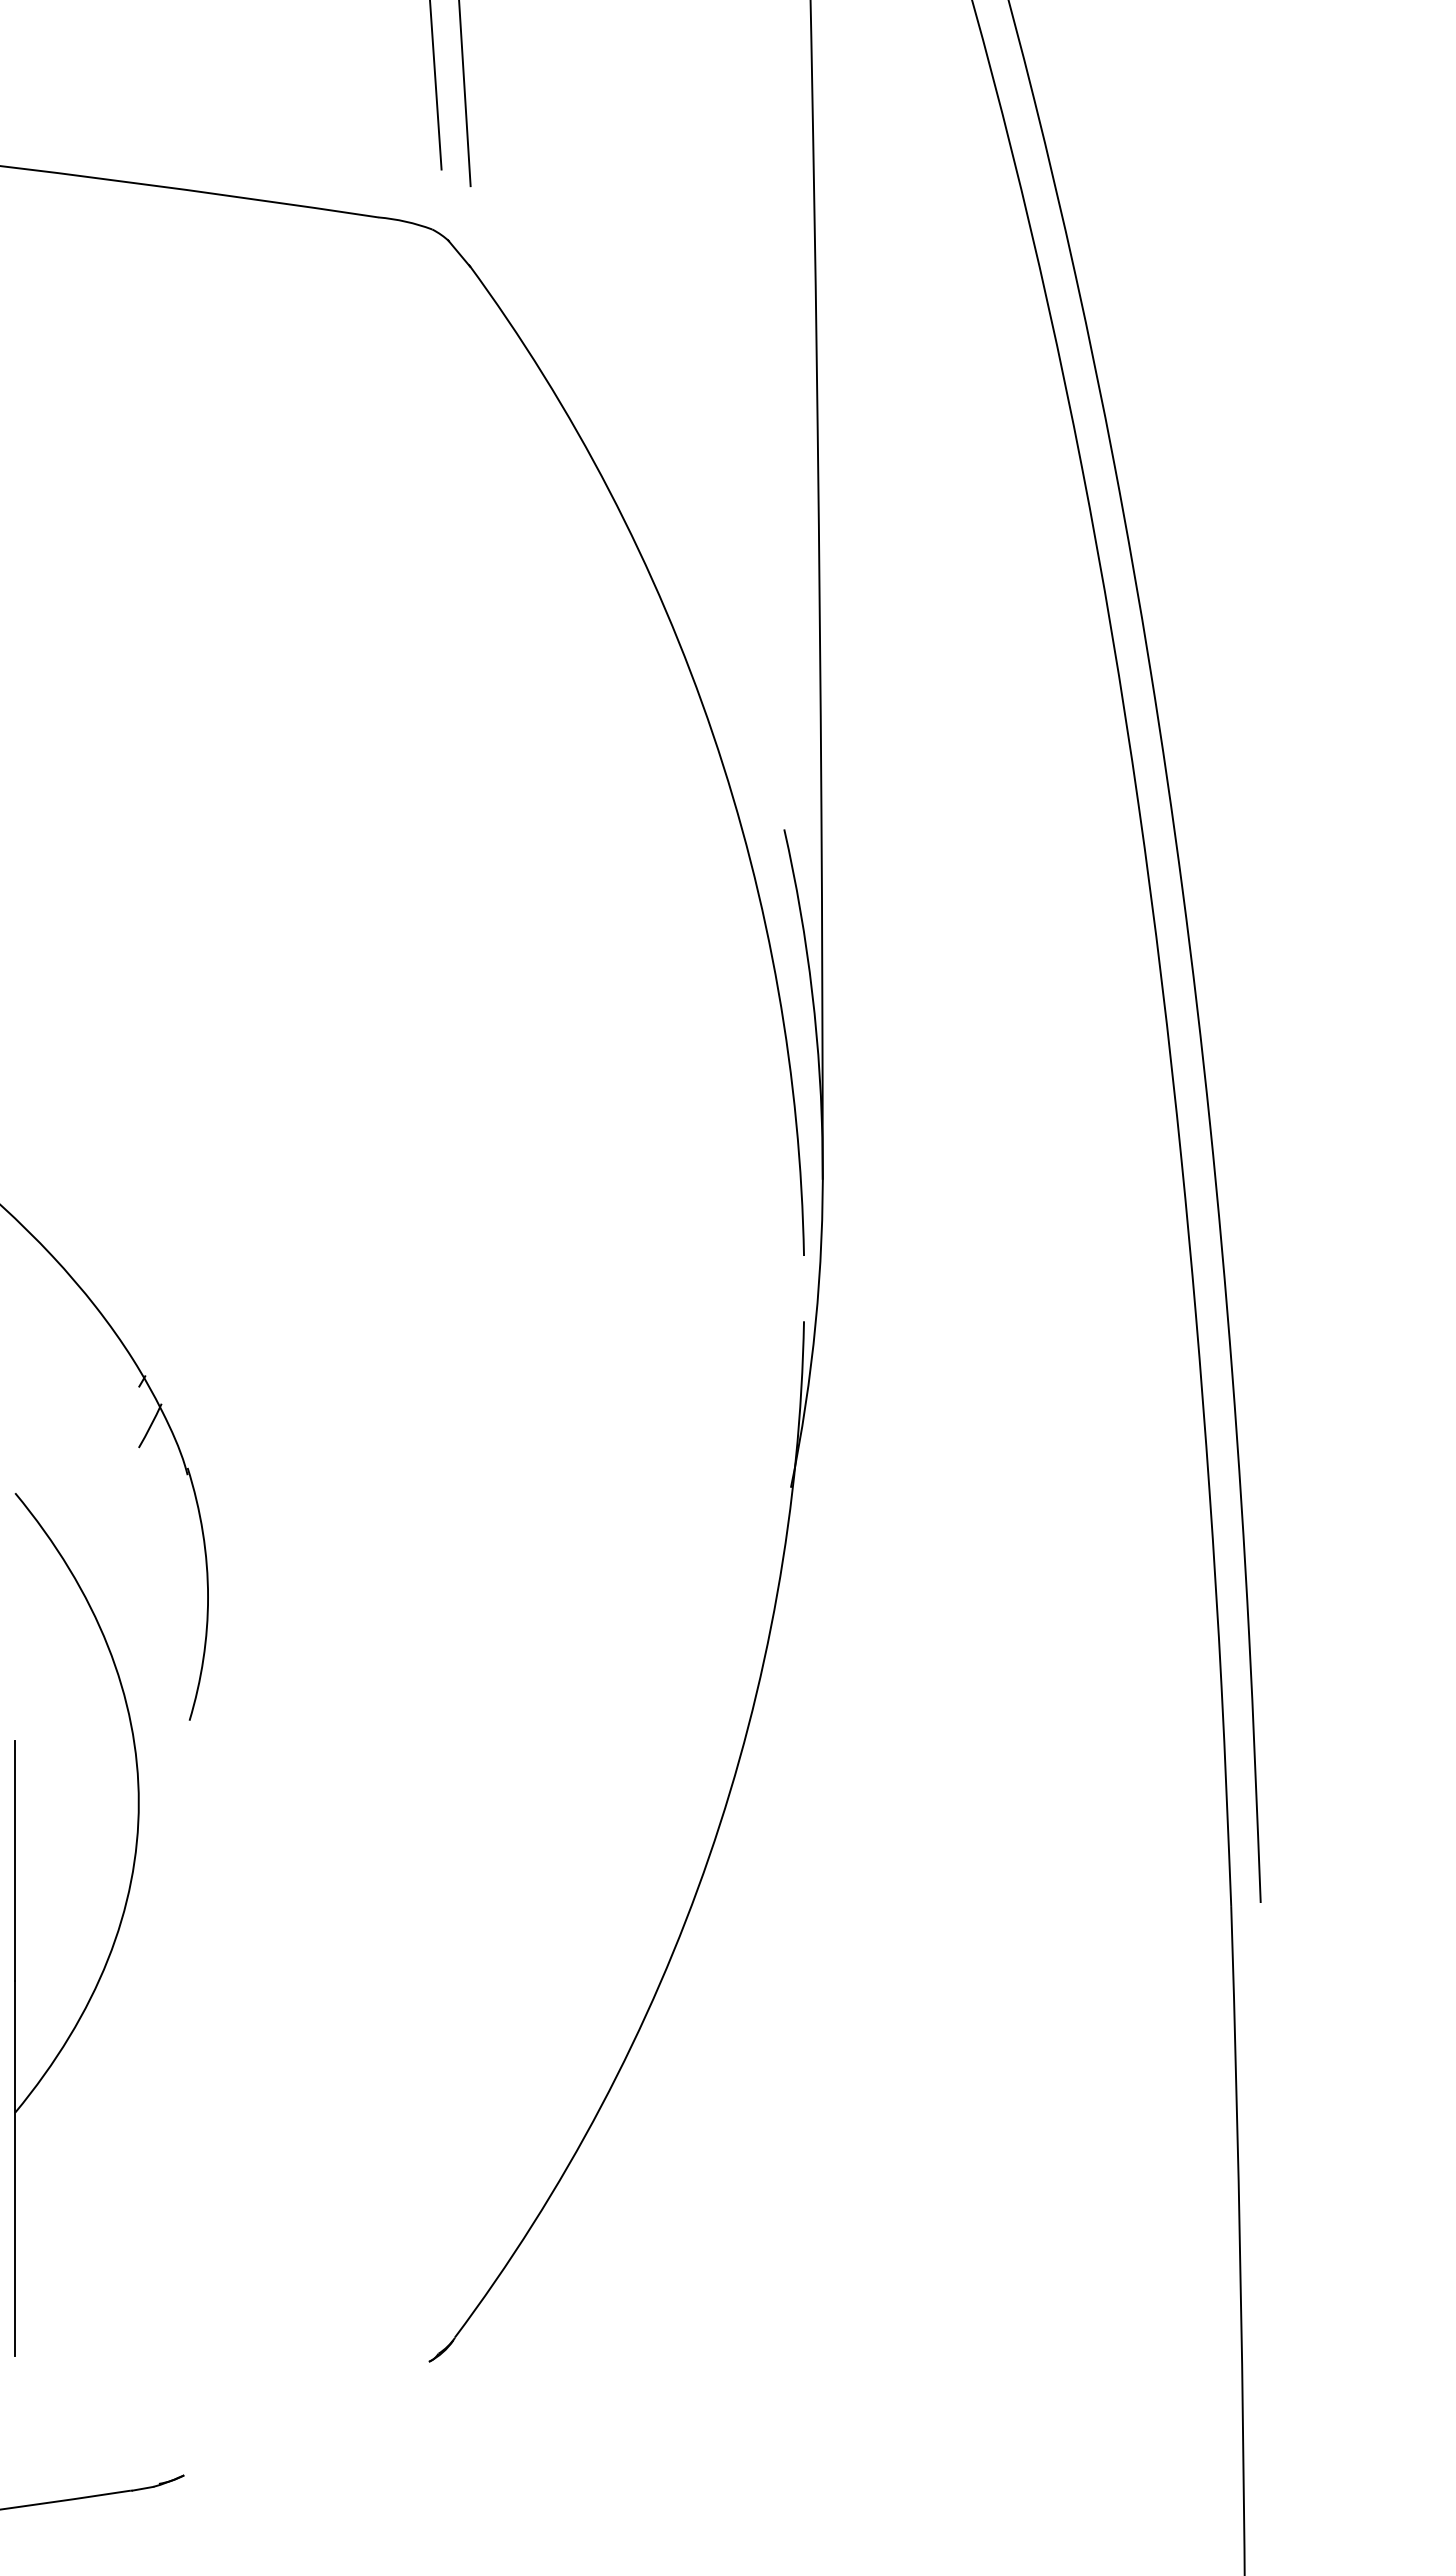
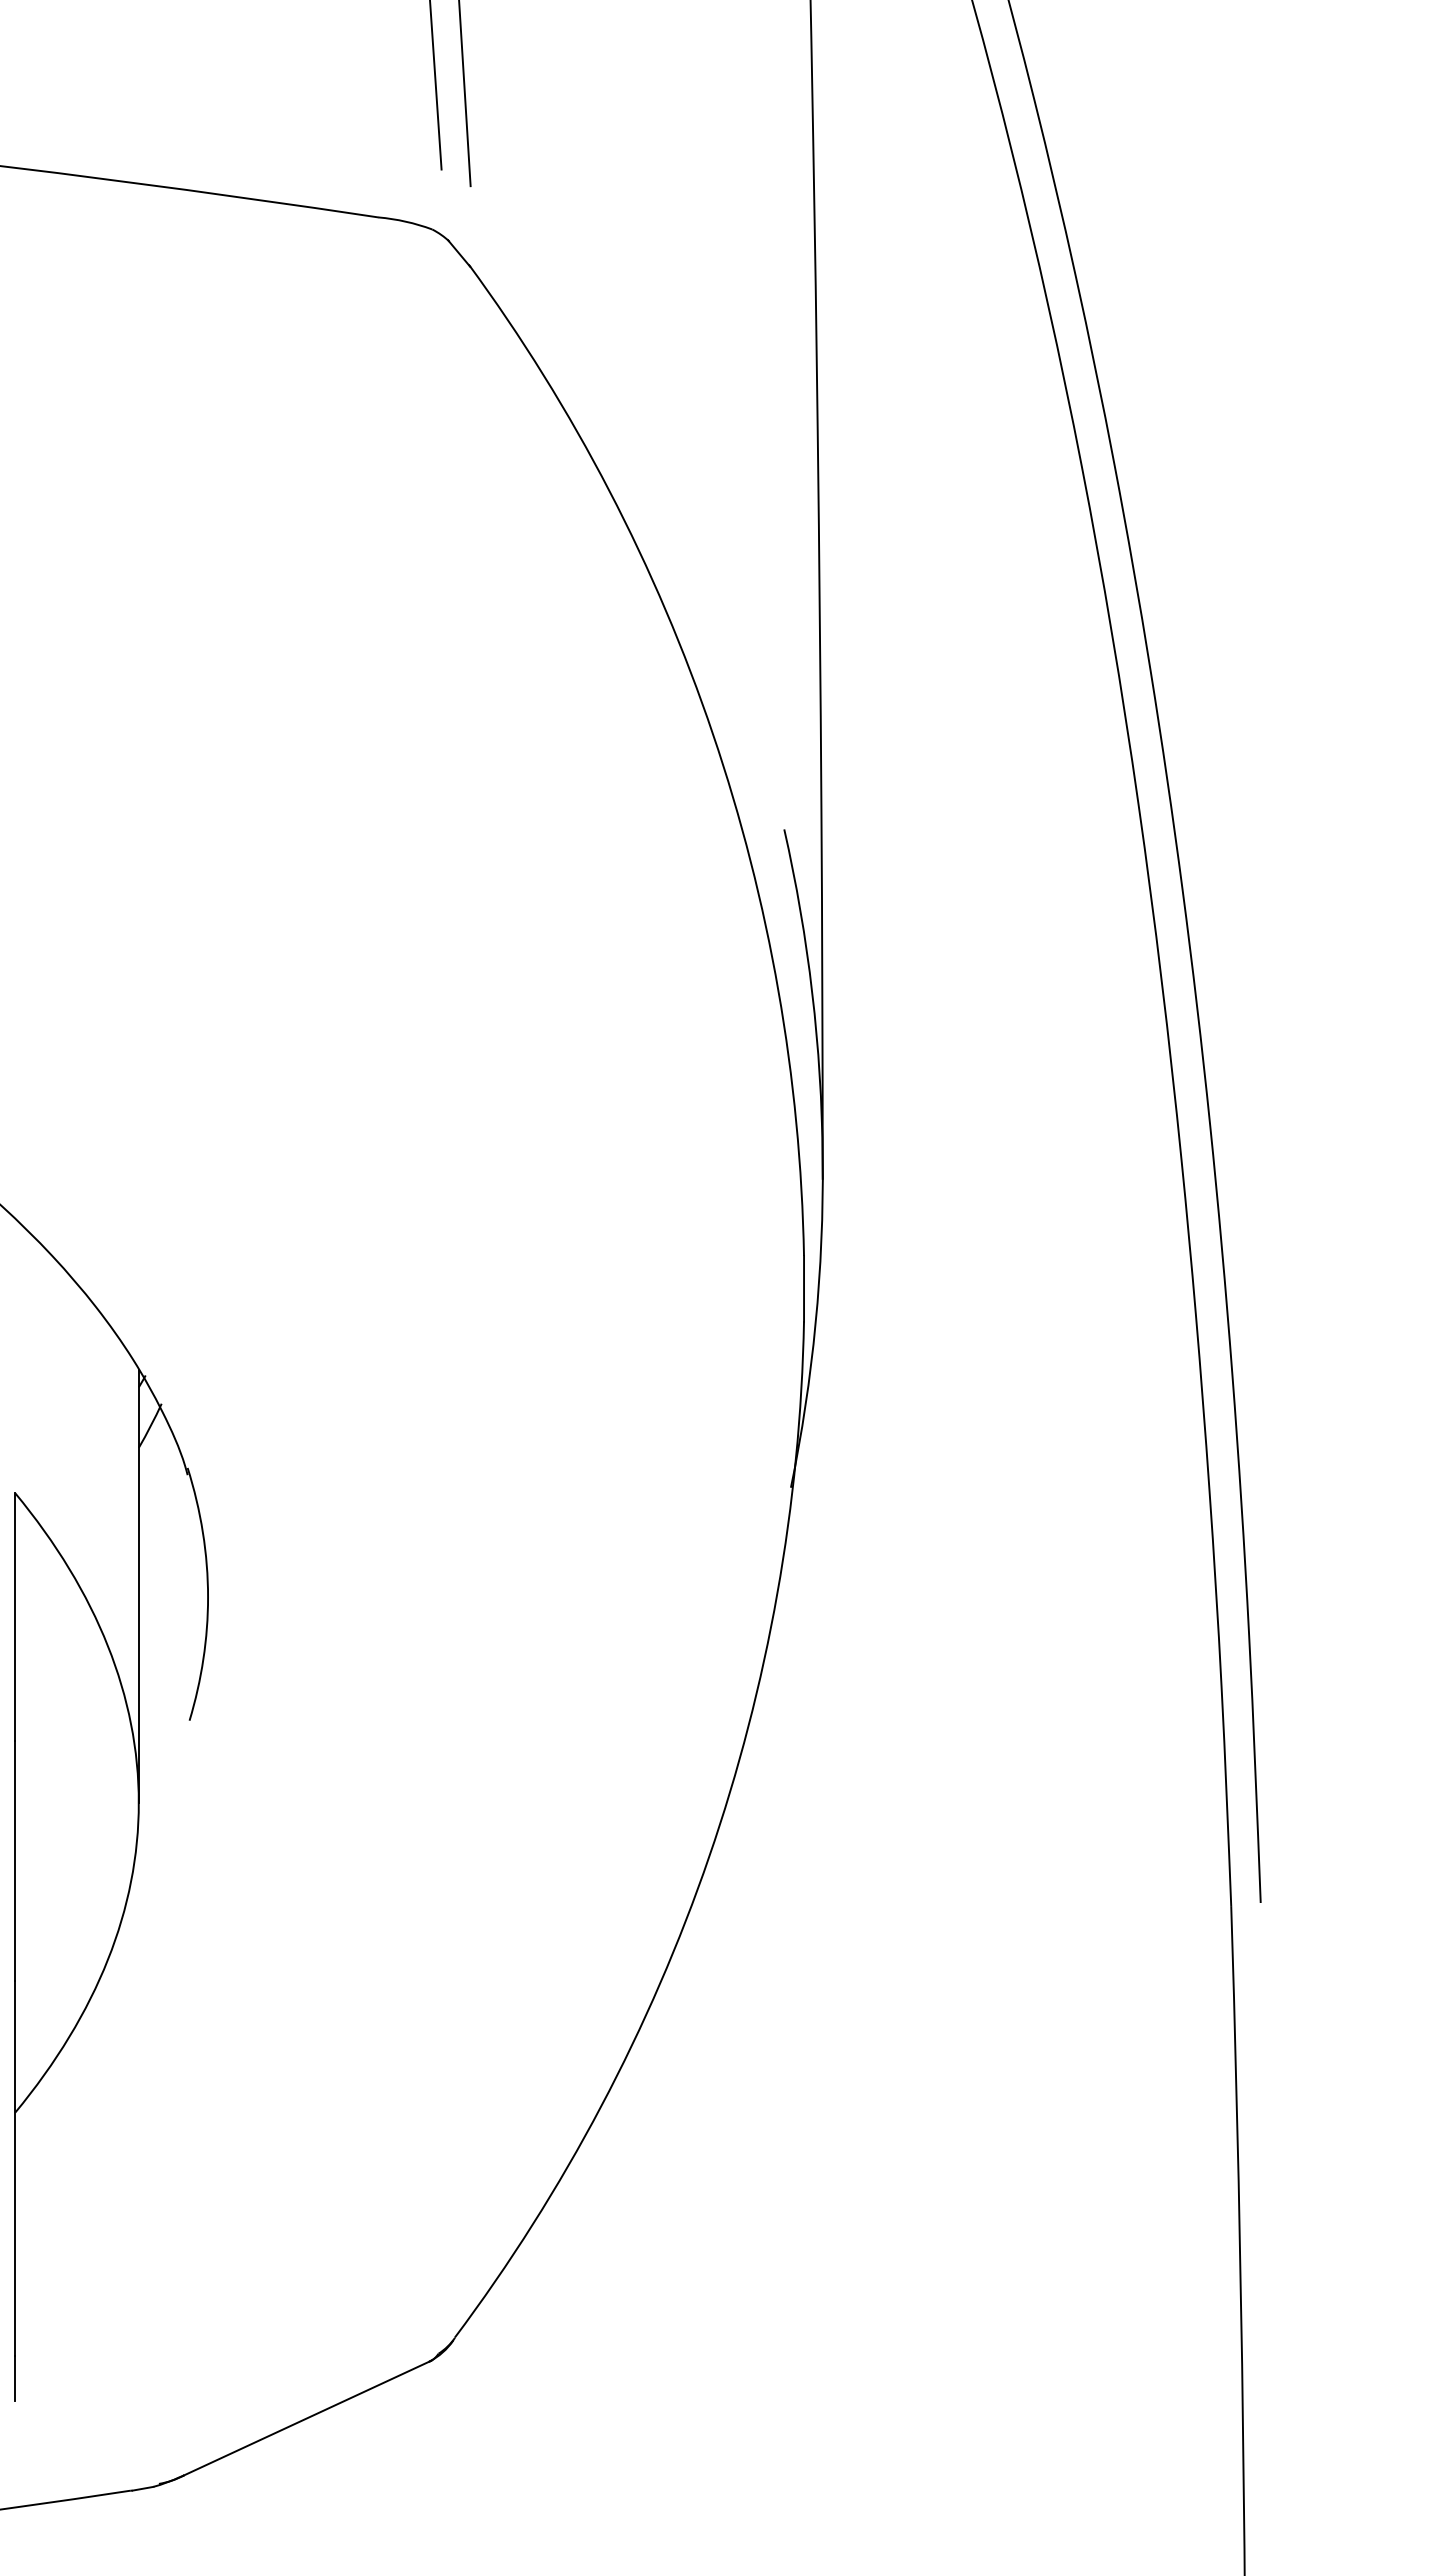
line: none -> present (804, 1288)
line: none -> present (138, 1585)
line: none -> present (15, 1616)
line: none -> present (15, 2378)
line: none -> present (307, 2417)
